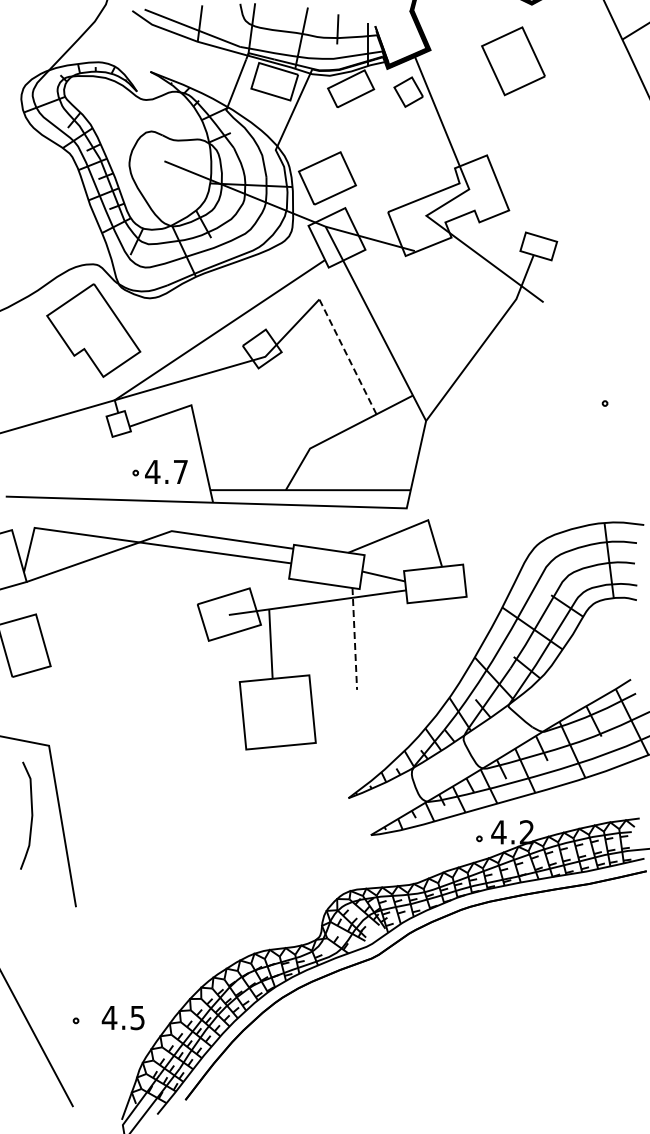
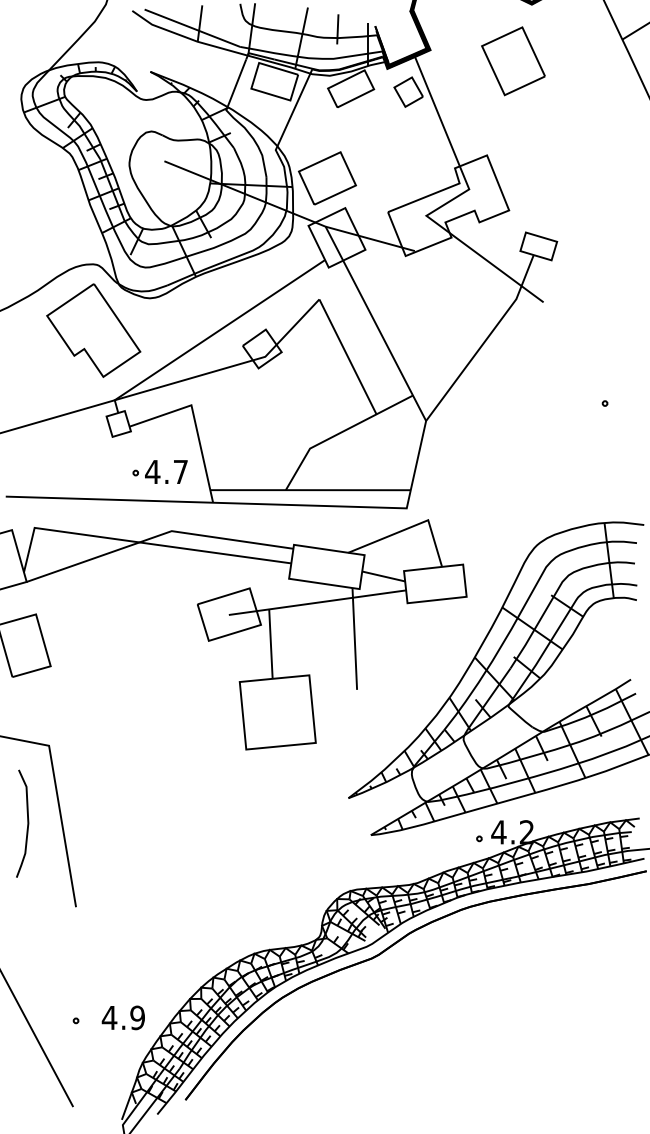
line: dashed -> solid (347, 356)
line: dashed -> solid (354, 638)
curve position: (31, 815) -> (27, 823) (27, 823)
text: 4.5 -> 4.9 (137, 1017)
